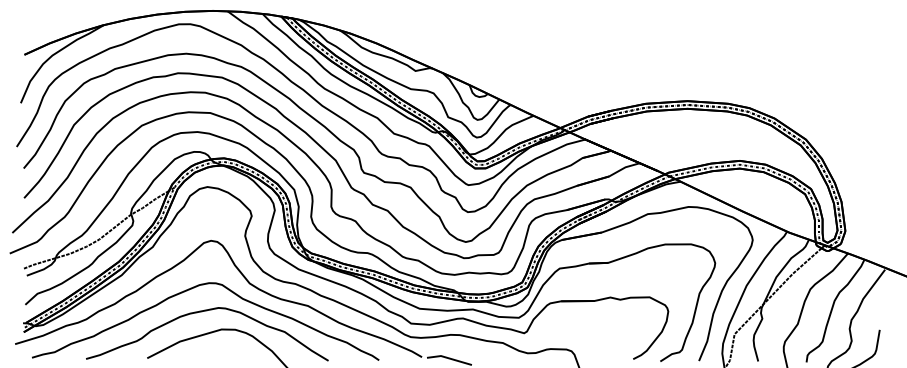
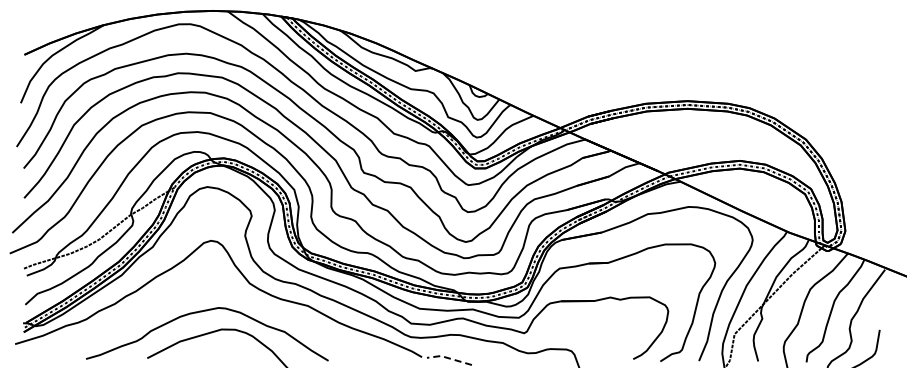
curve: present -> none (194, 288)
line: solid -> dashed (448, 358)
